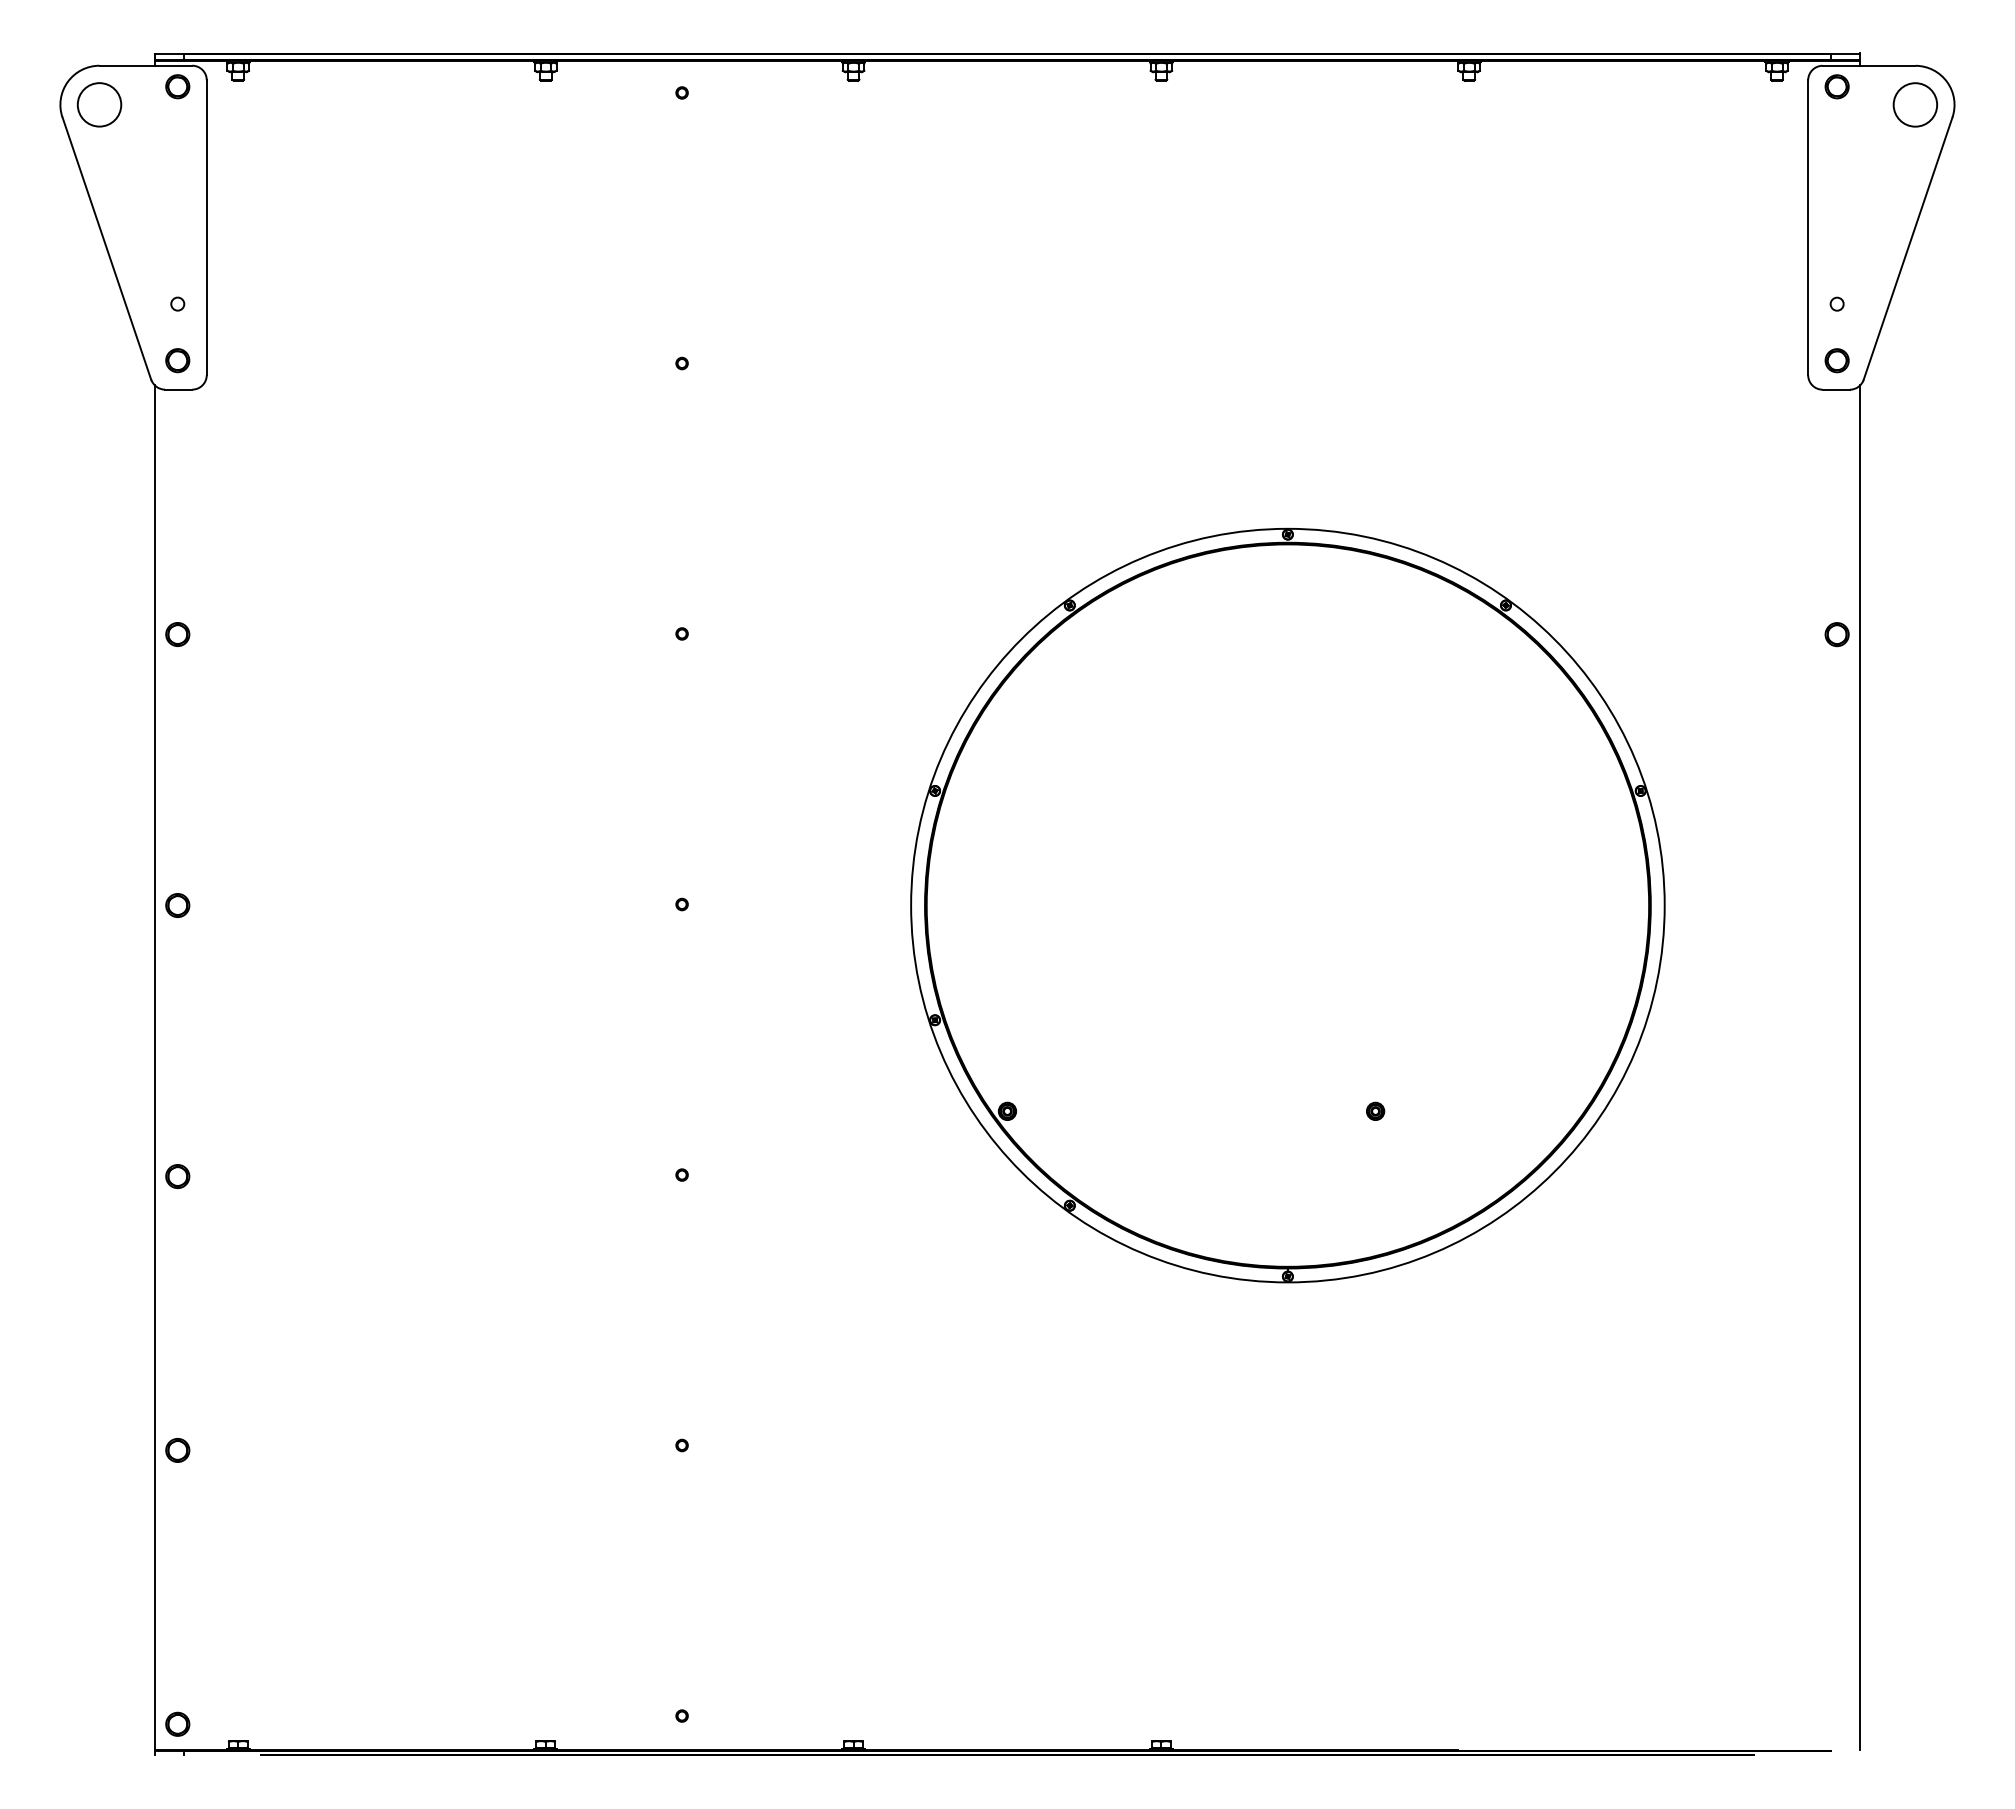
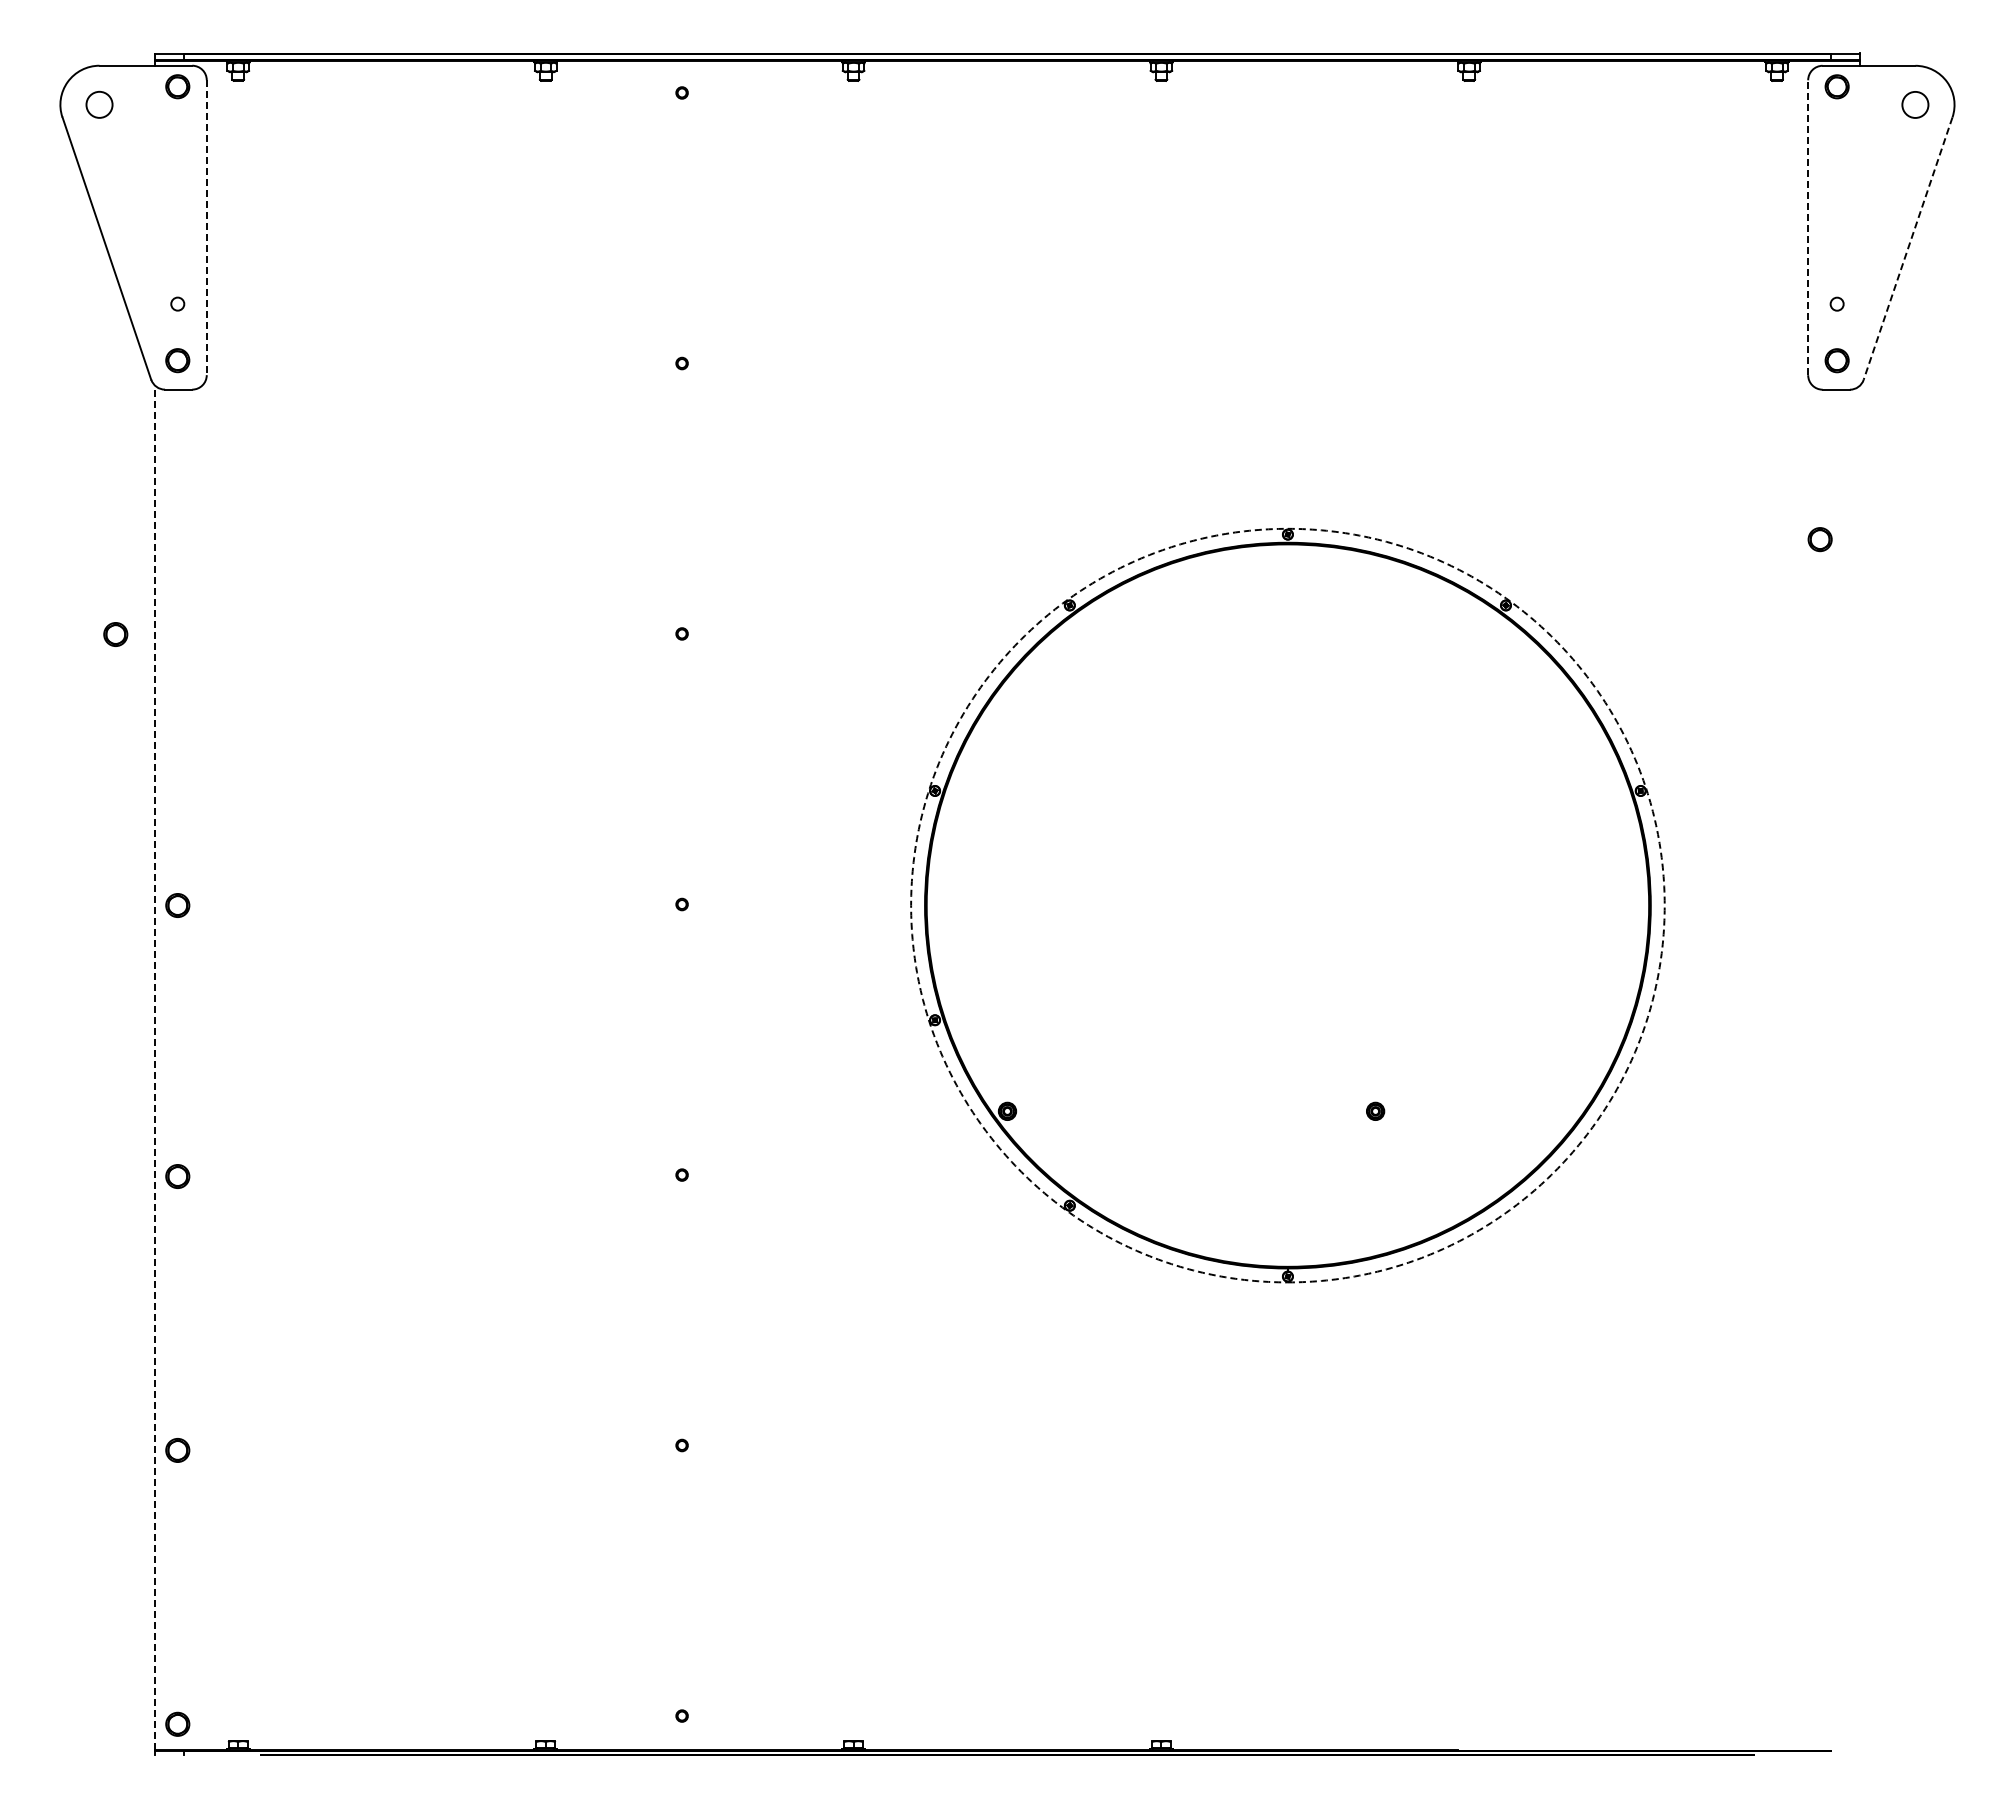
circle diameter: 43 px -> 26 px (99, 104)
circle diameter: 43 px -> 26 px (1915, 104)
line: solid -> dashed (1808, 227)
line: solid -> dashed (206, 228)
line: solid -> dashed (1907, 249)
arc: solid -> dashed (1287, 528)
part position: (177, 634) -> (115, 634) (115, 634)
part position: (1836, 634) -> (1819, 539) (1819, 539)
line: solid -> dashed (154, 1067)
line: present -> none (1860, 1067)
